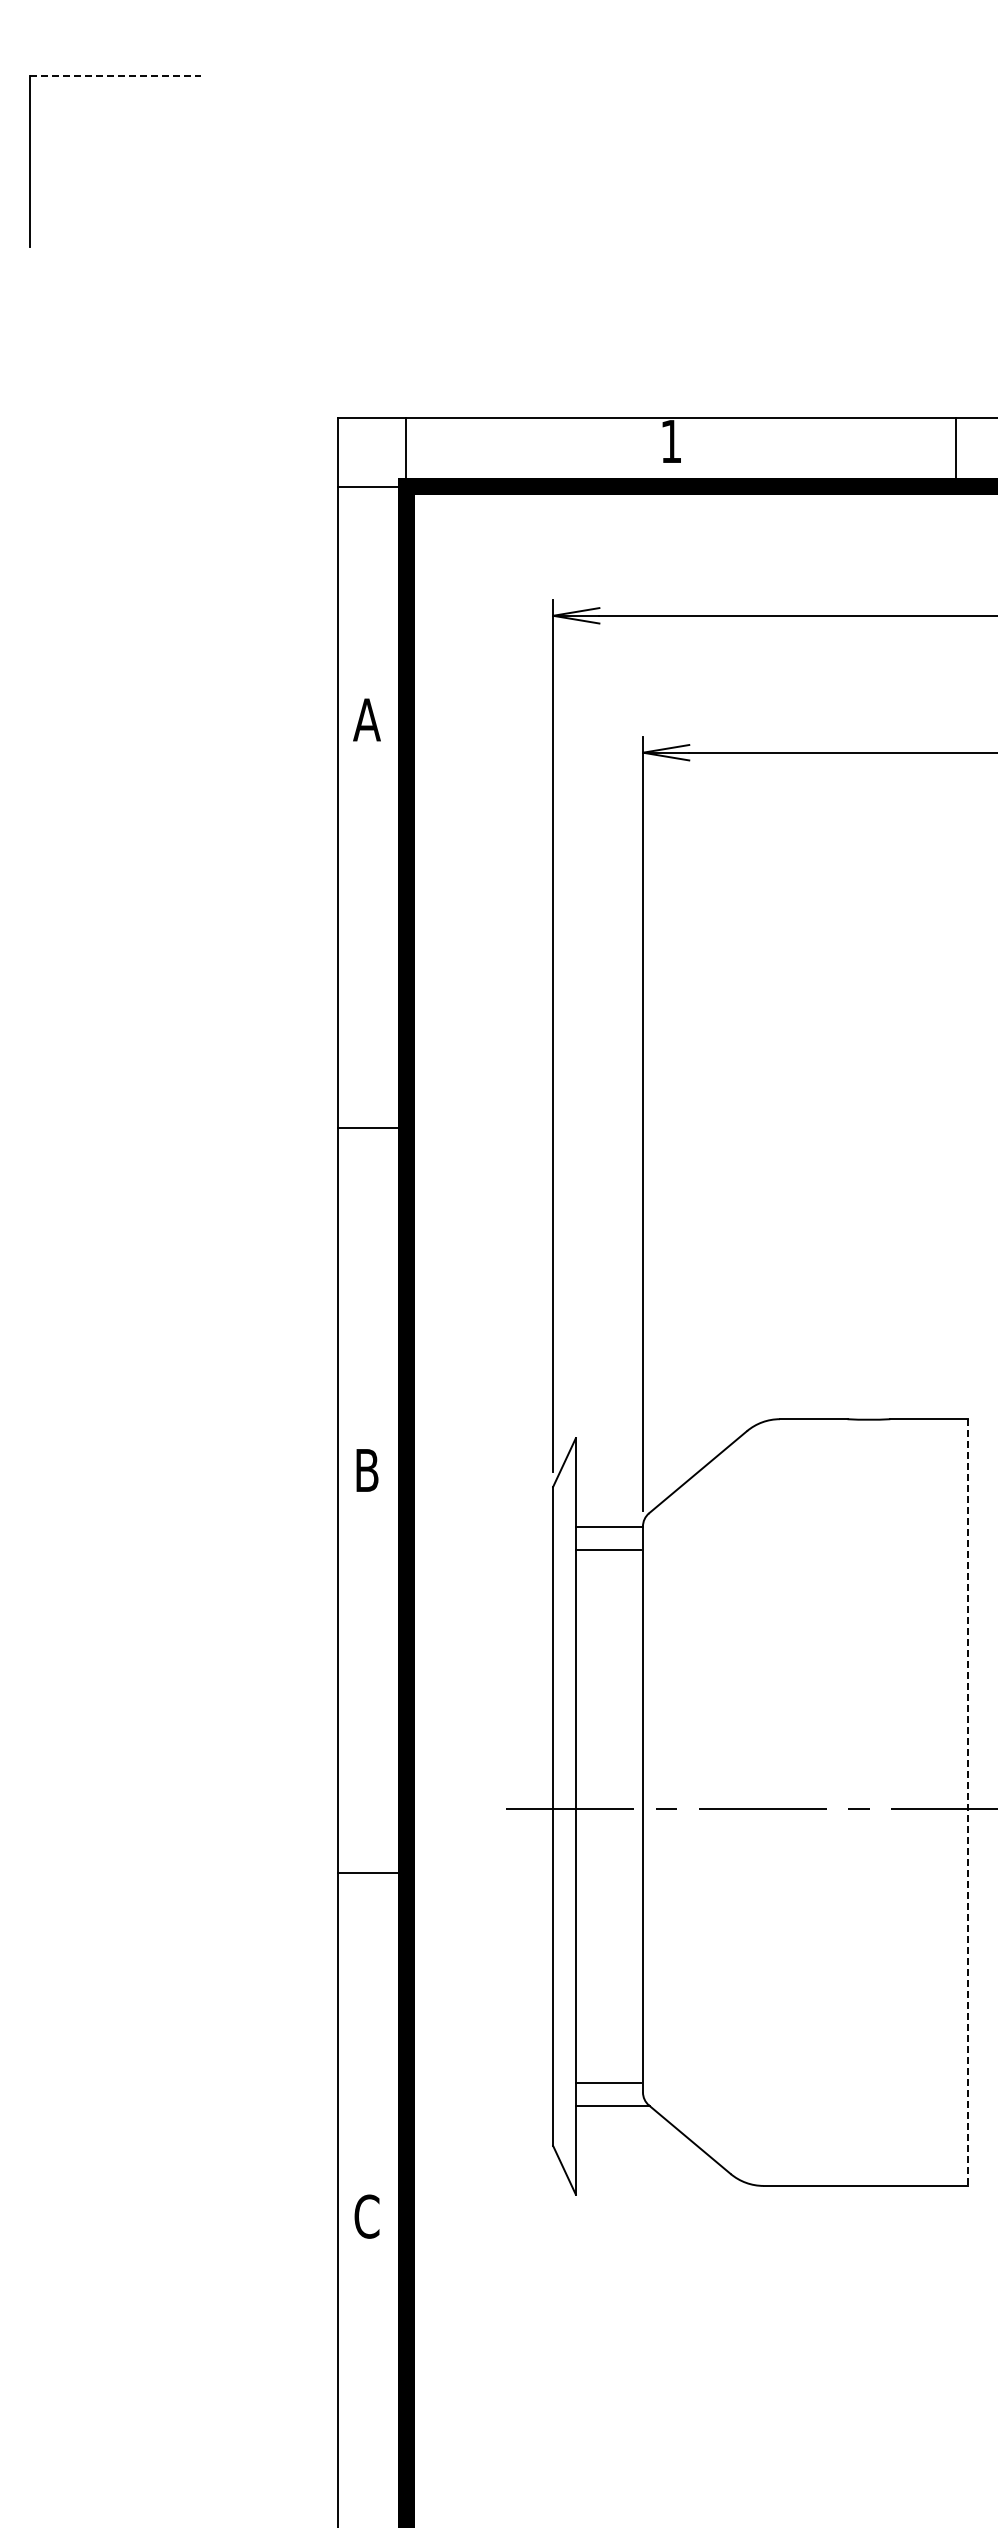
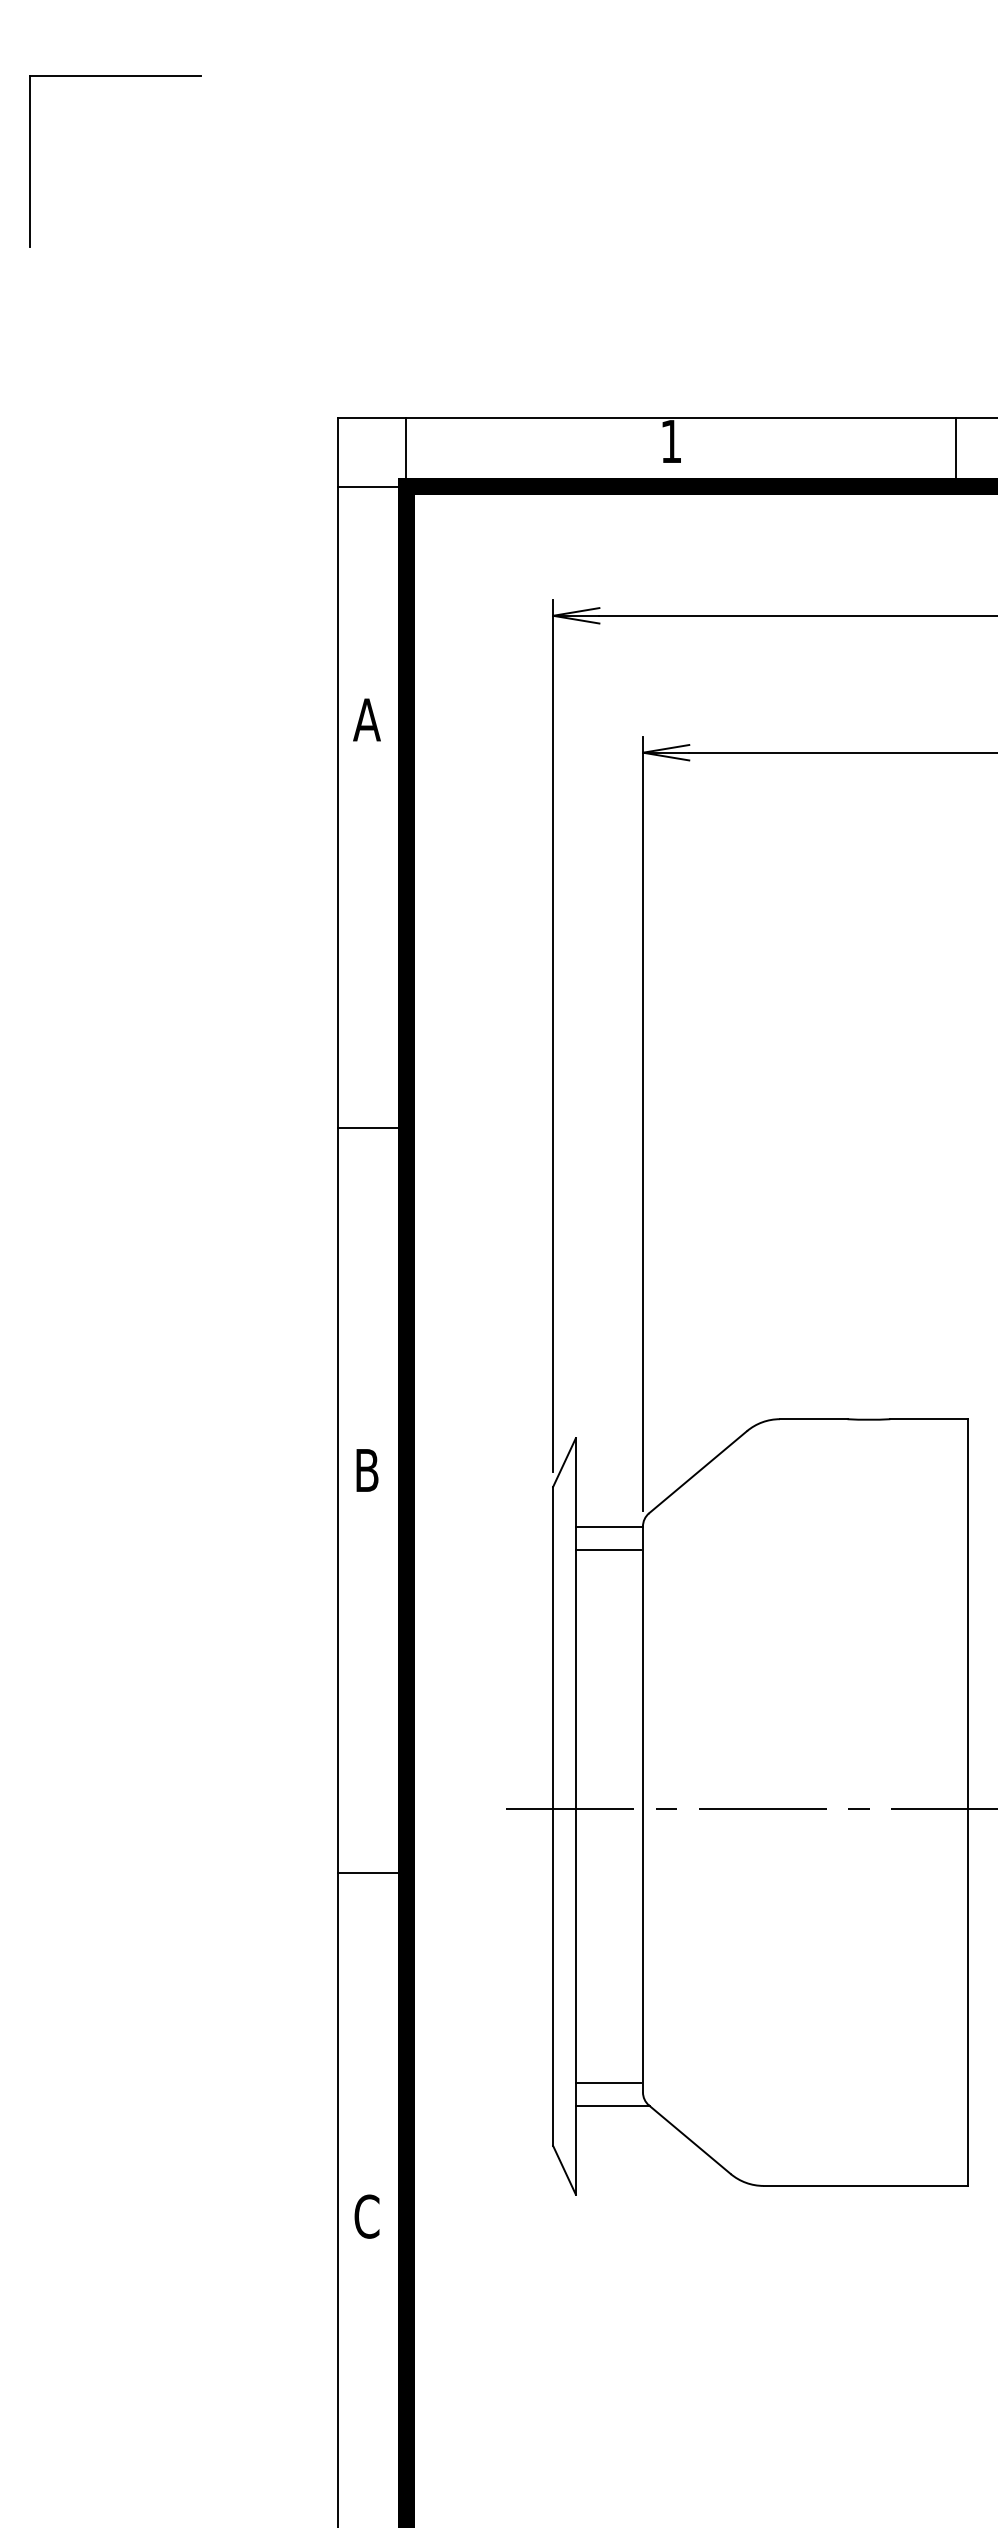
line: dashed -> solid (115, 75)
line: dashed -> solid (968, 1803)
